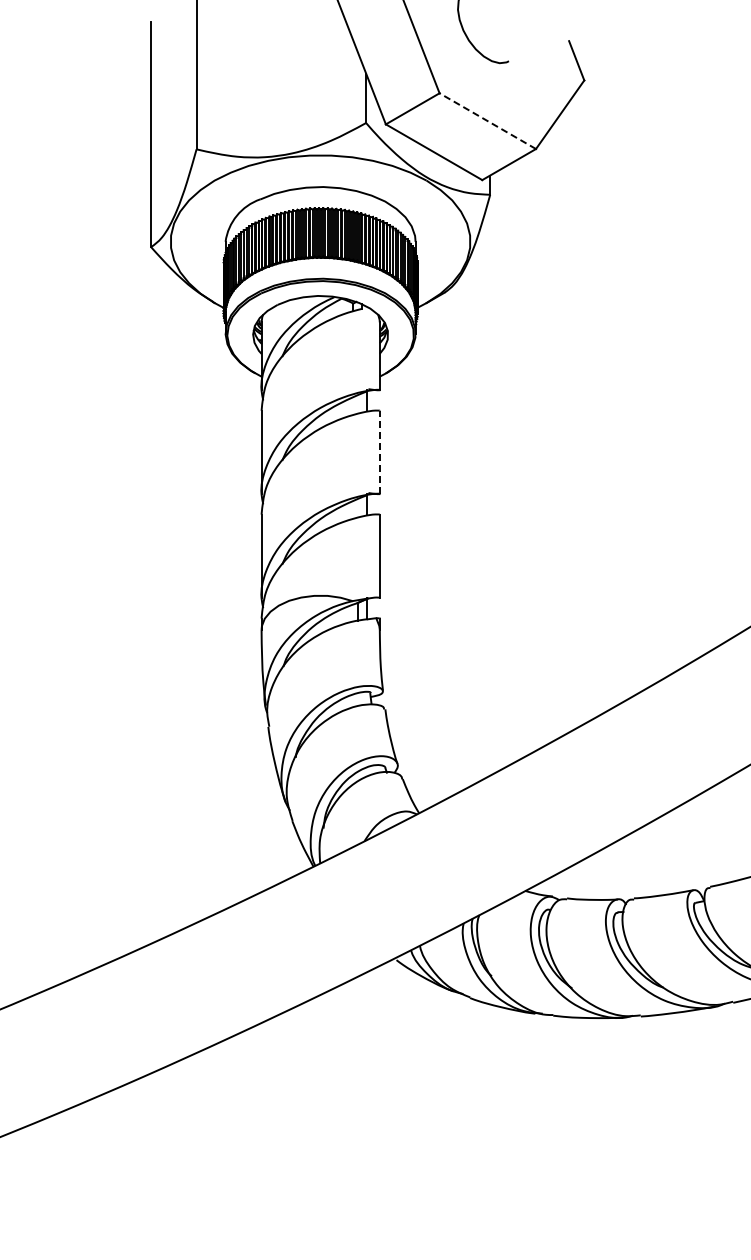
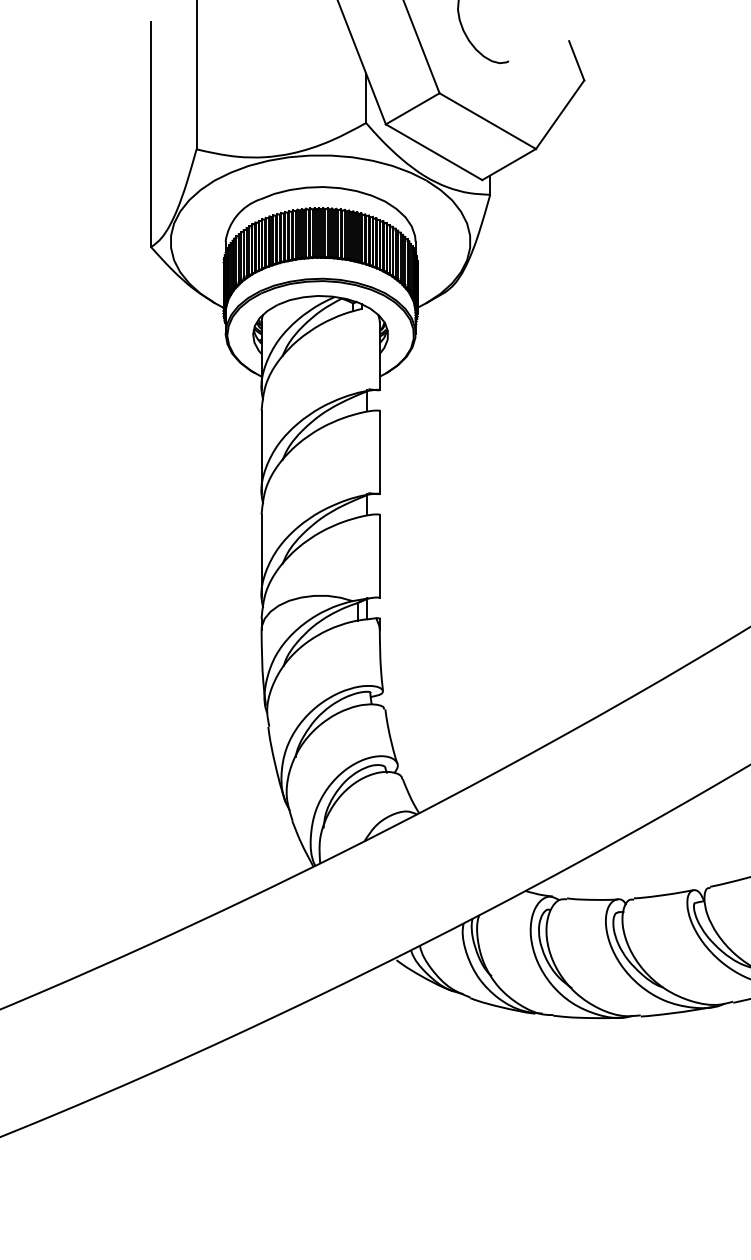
line: dashed -> solid (487, 121)
line: dashed -> solid (379, 452)
